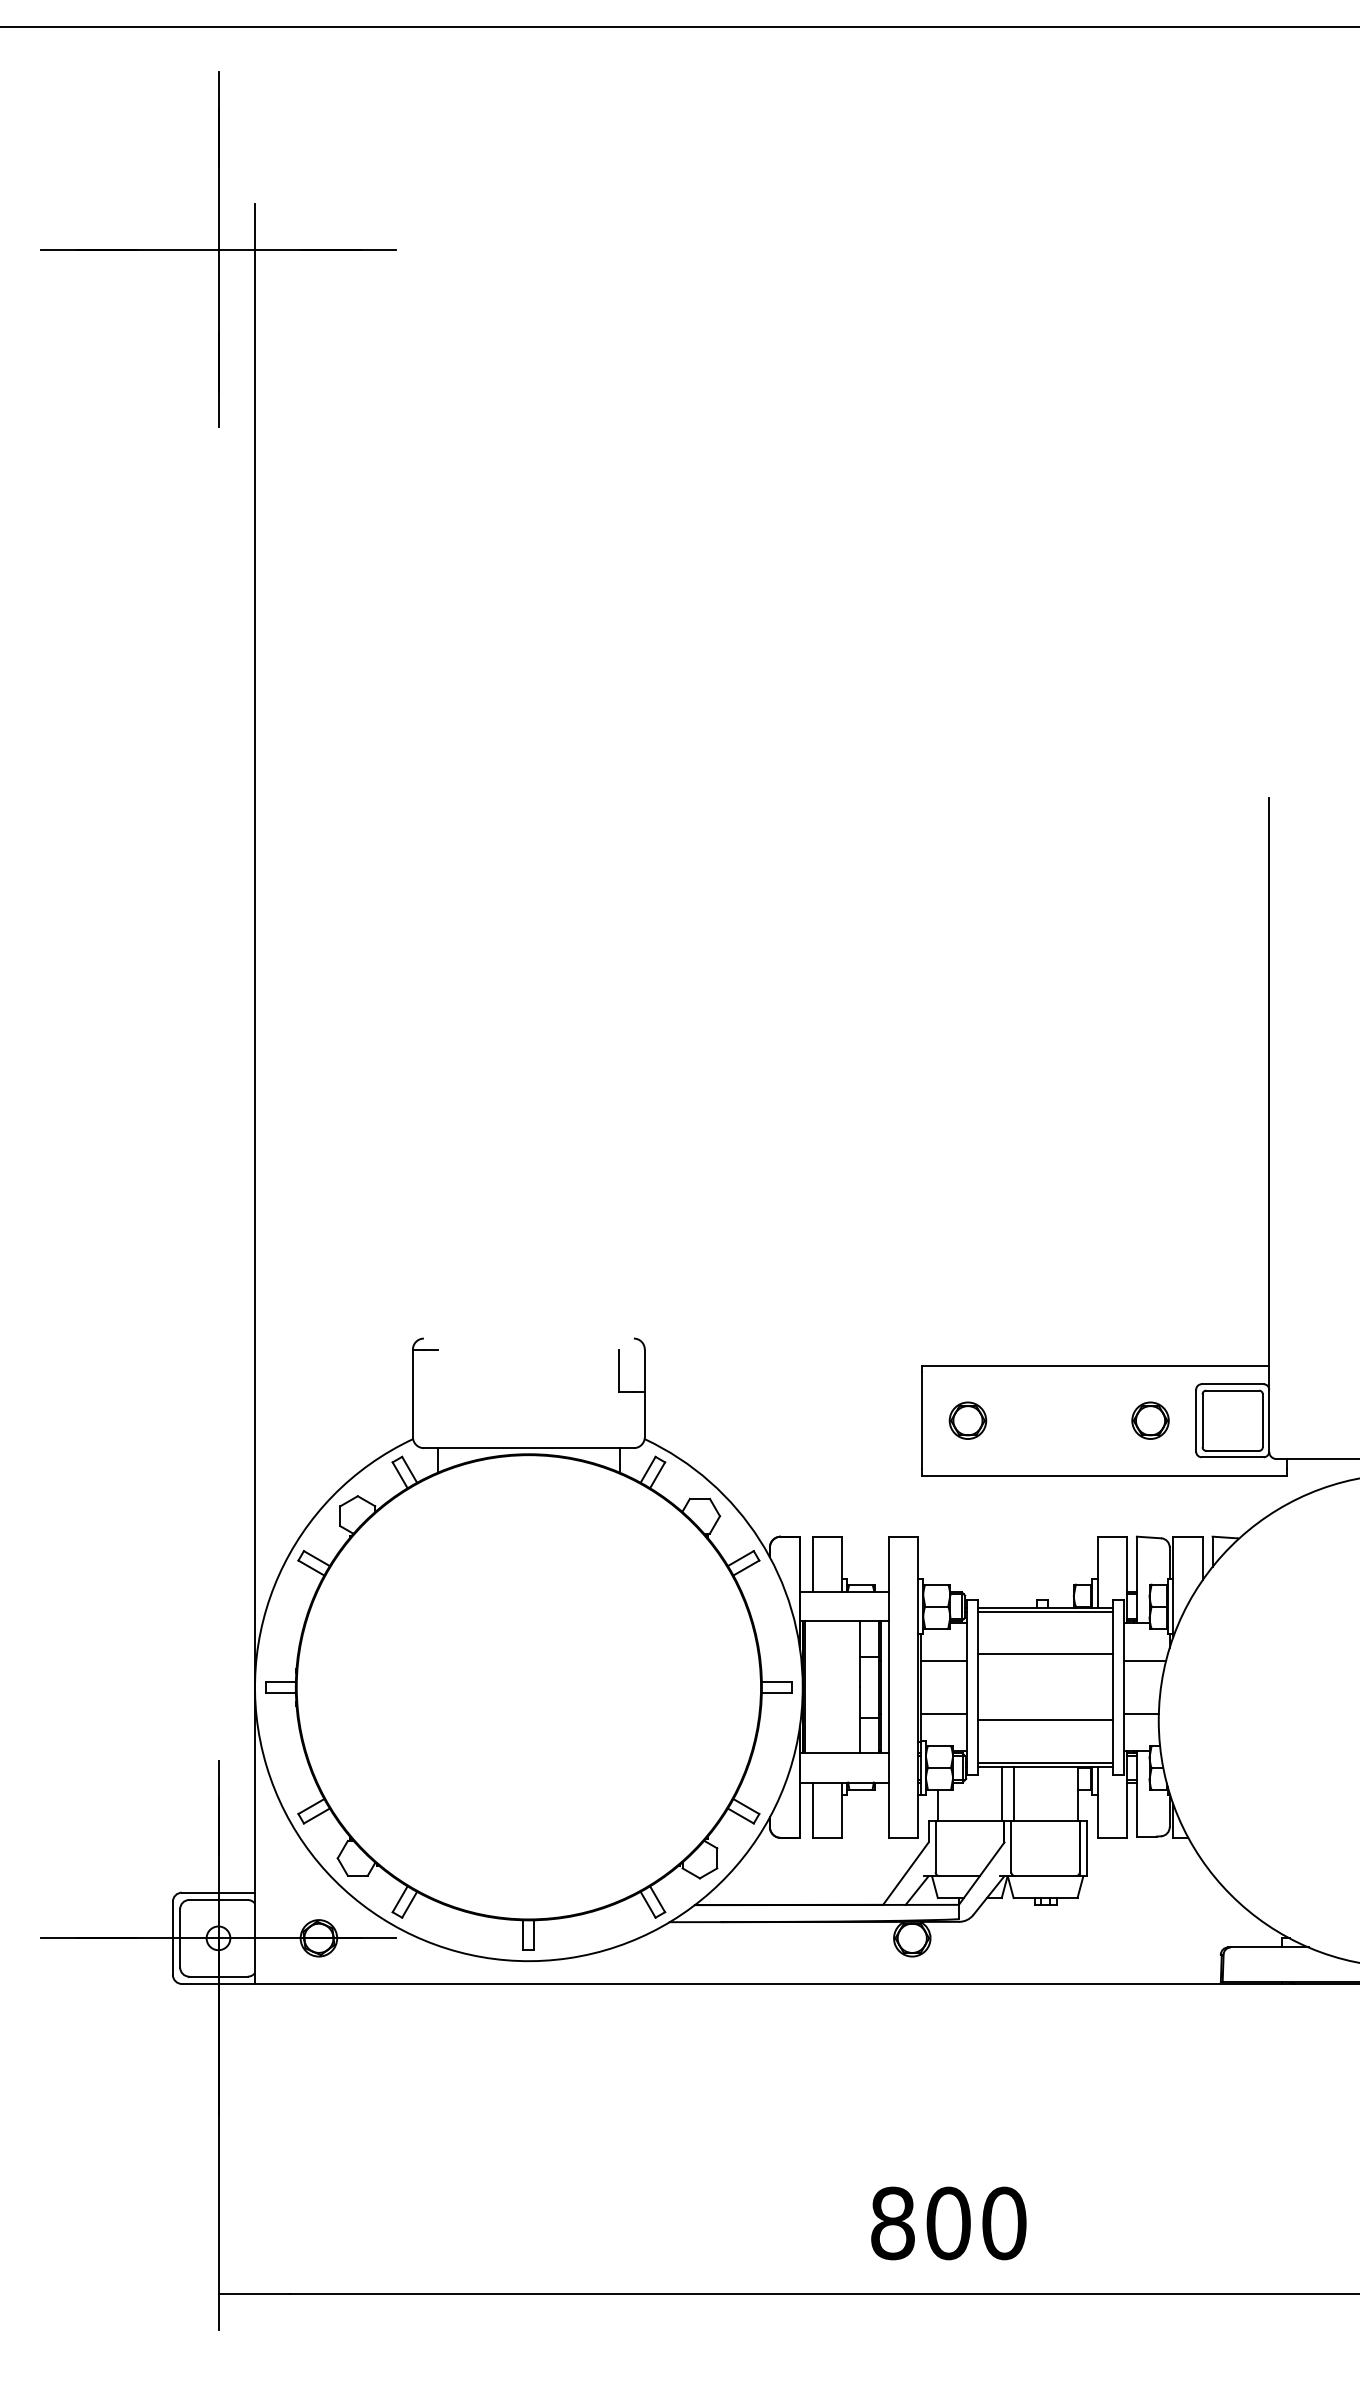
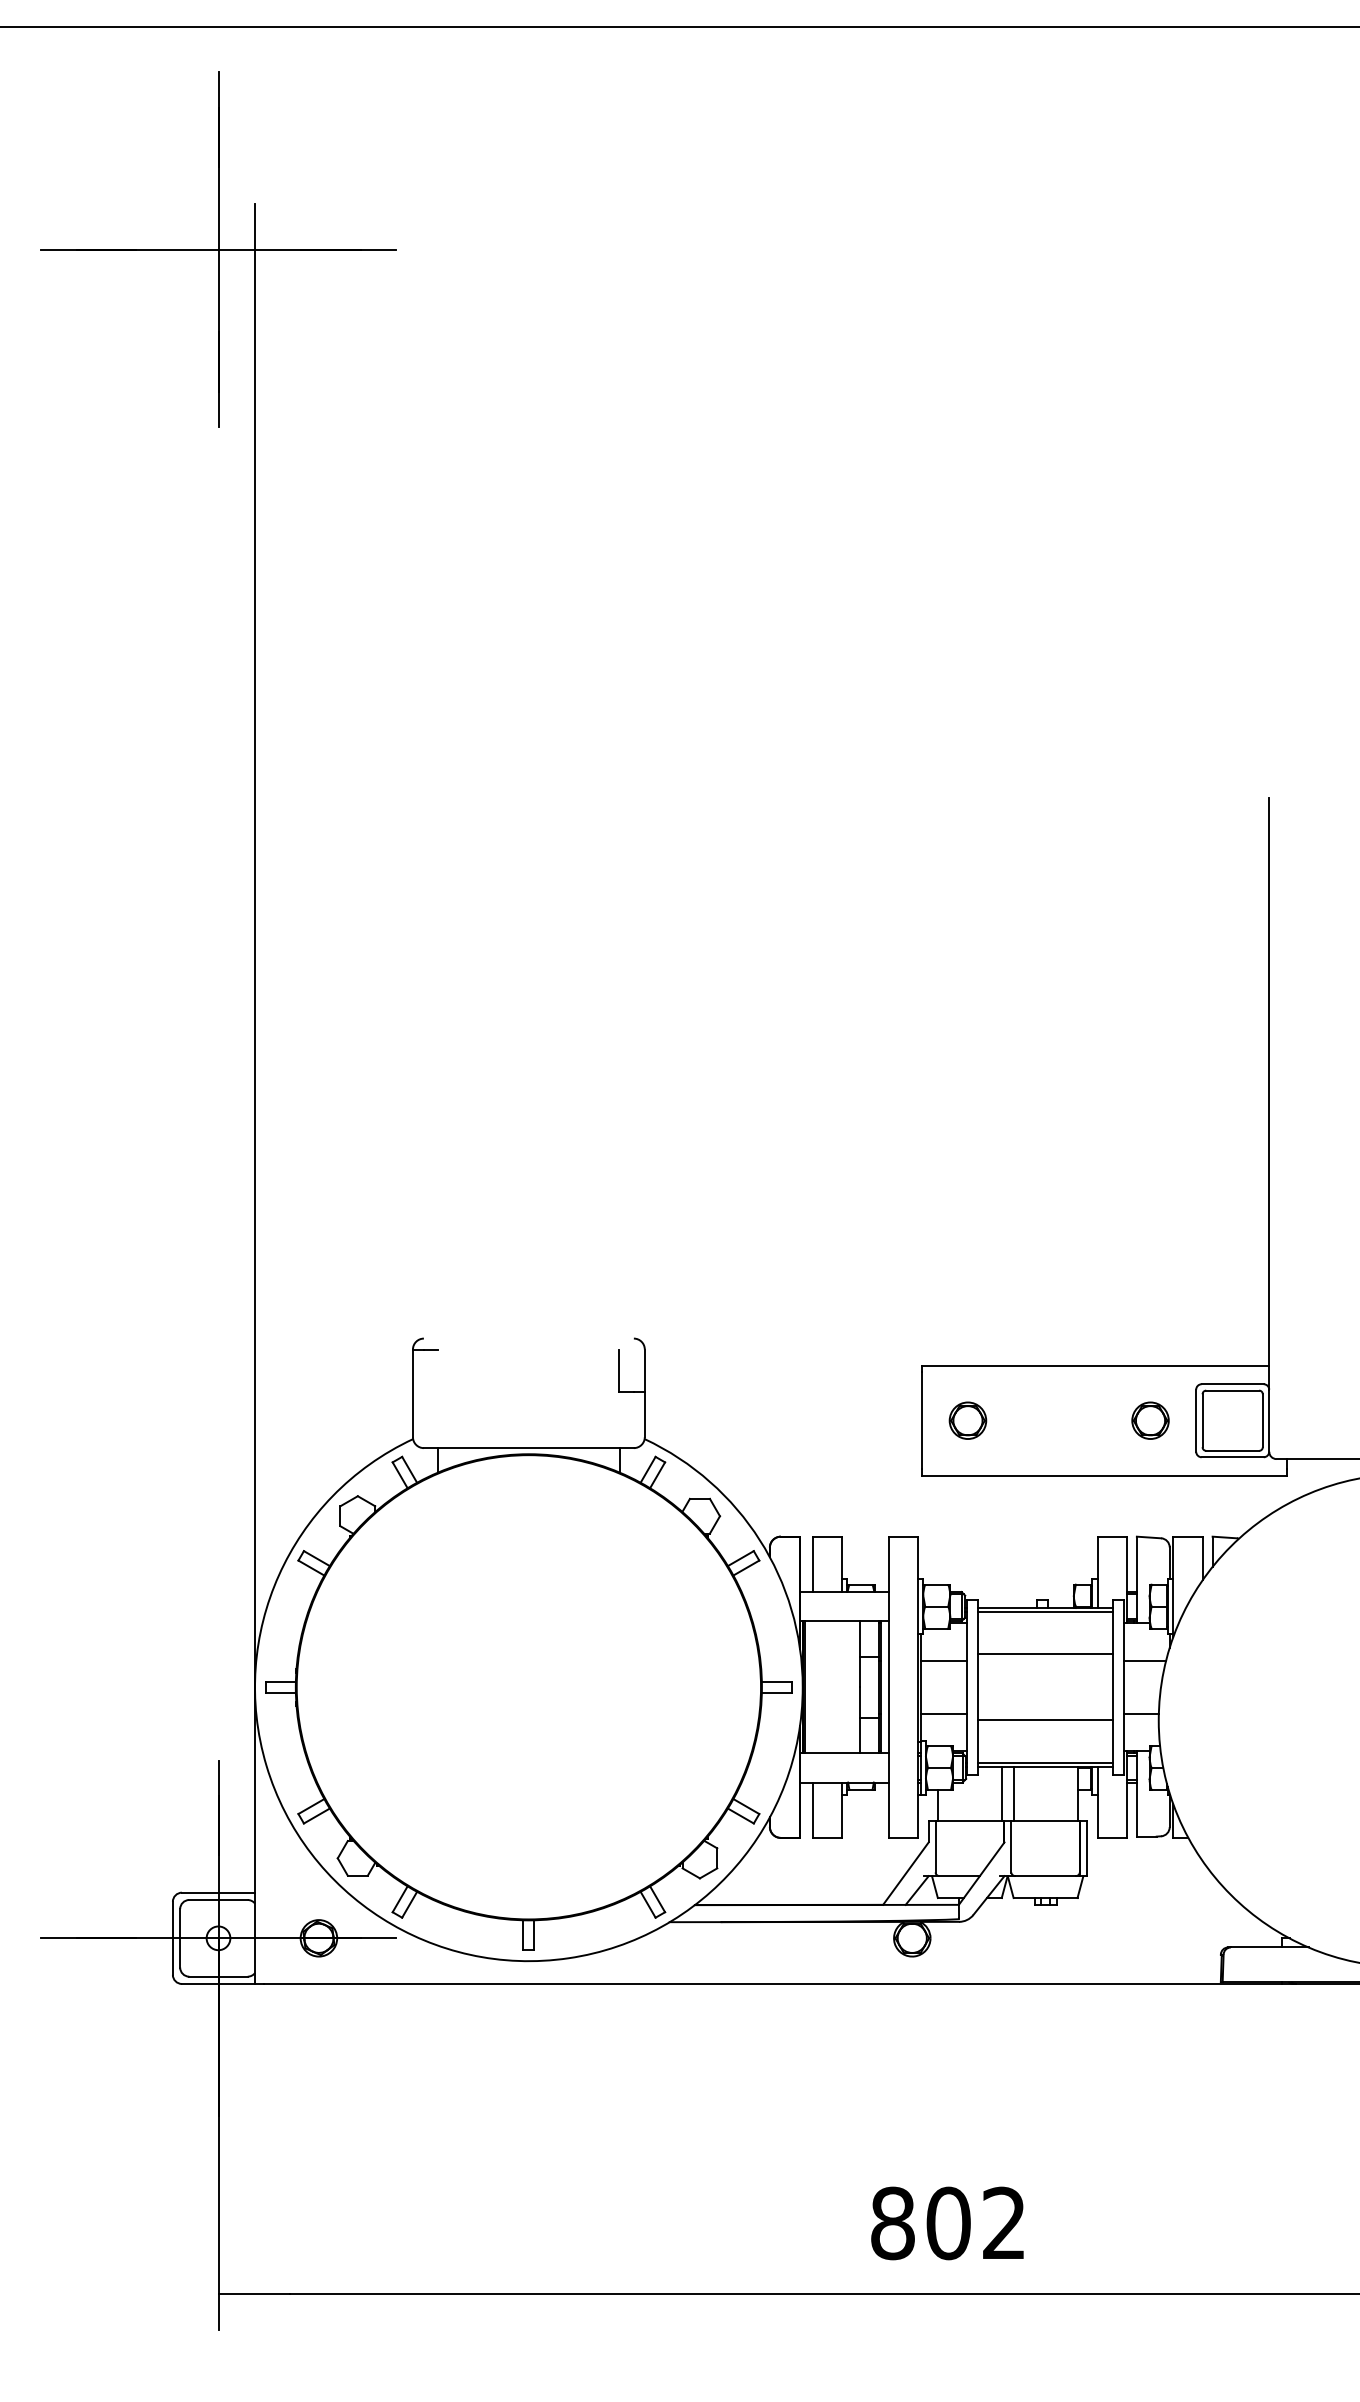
text: 800 -> 802 (1004, 2223)
